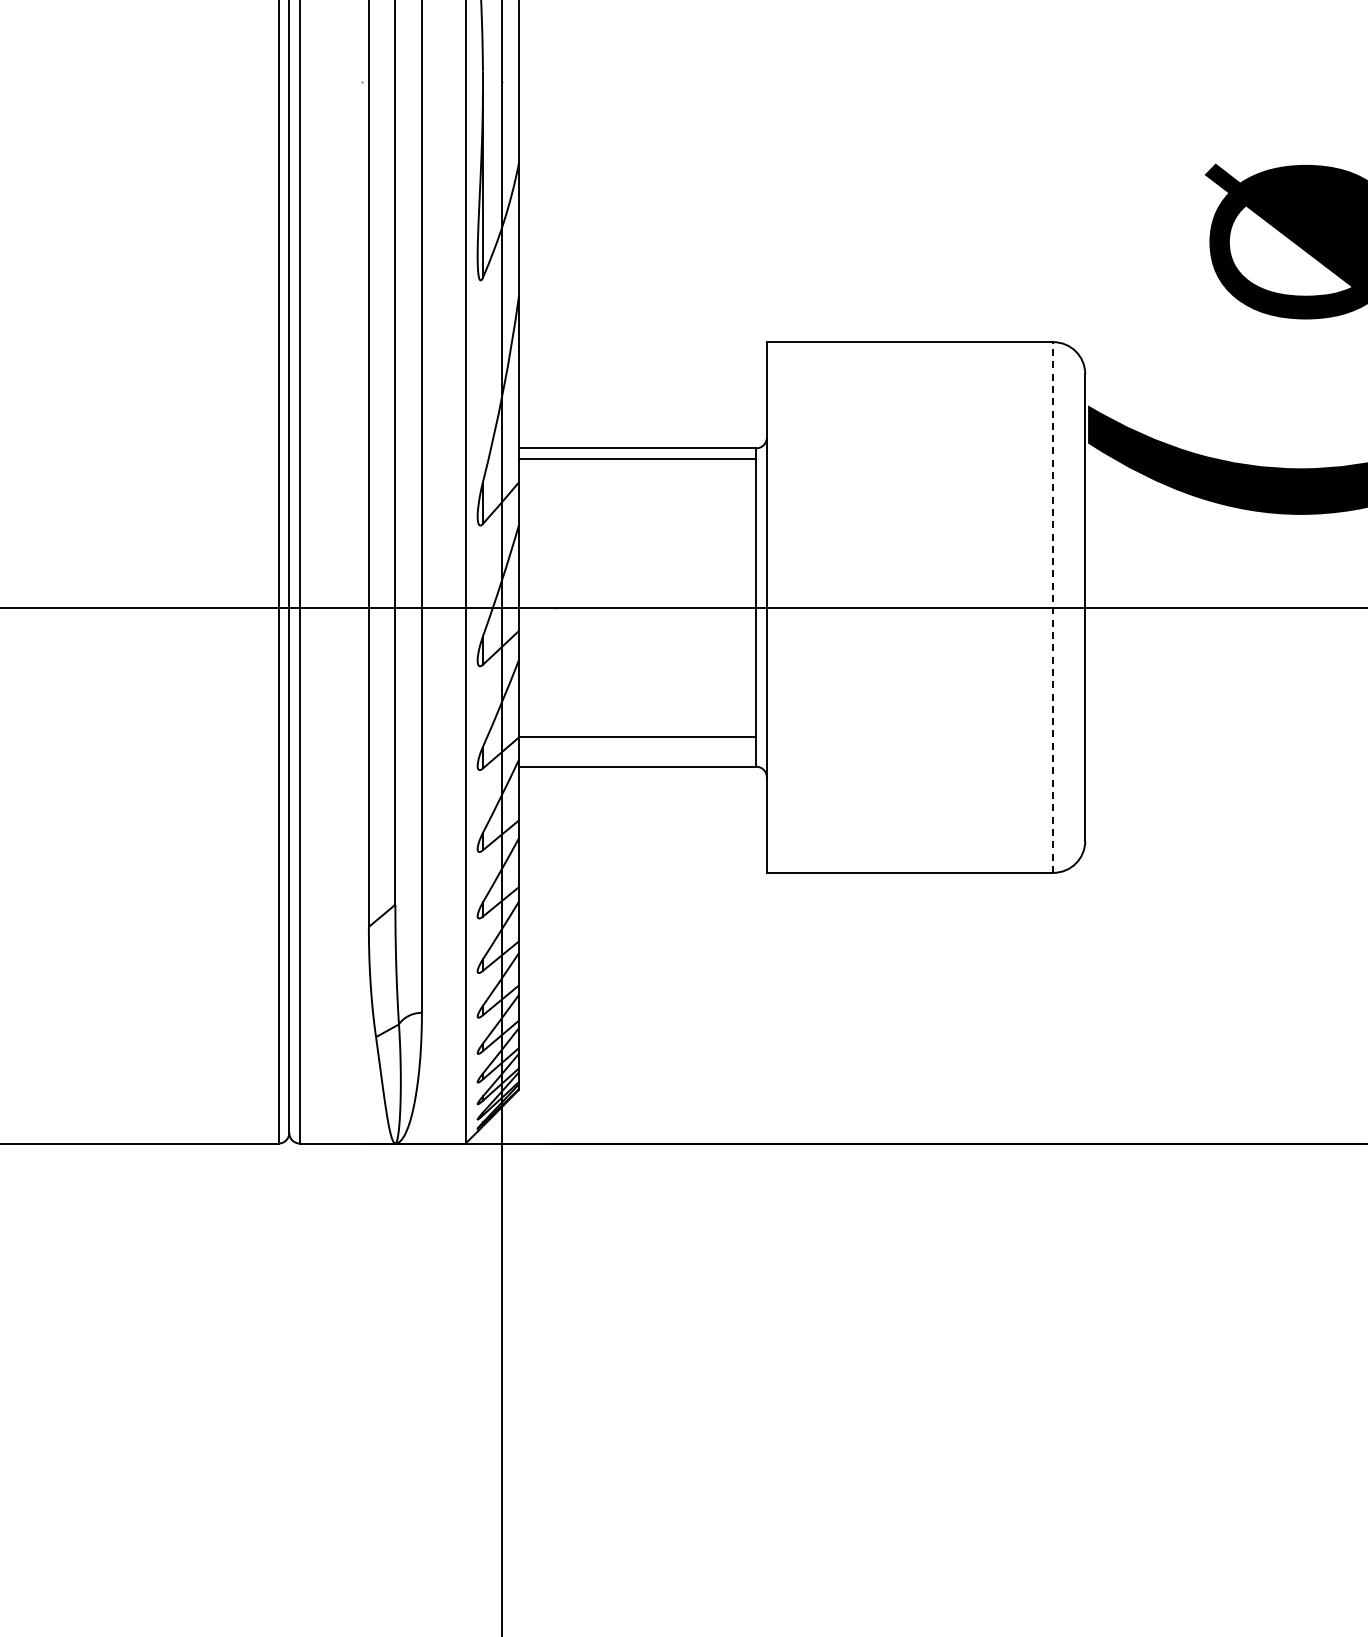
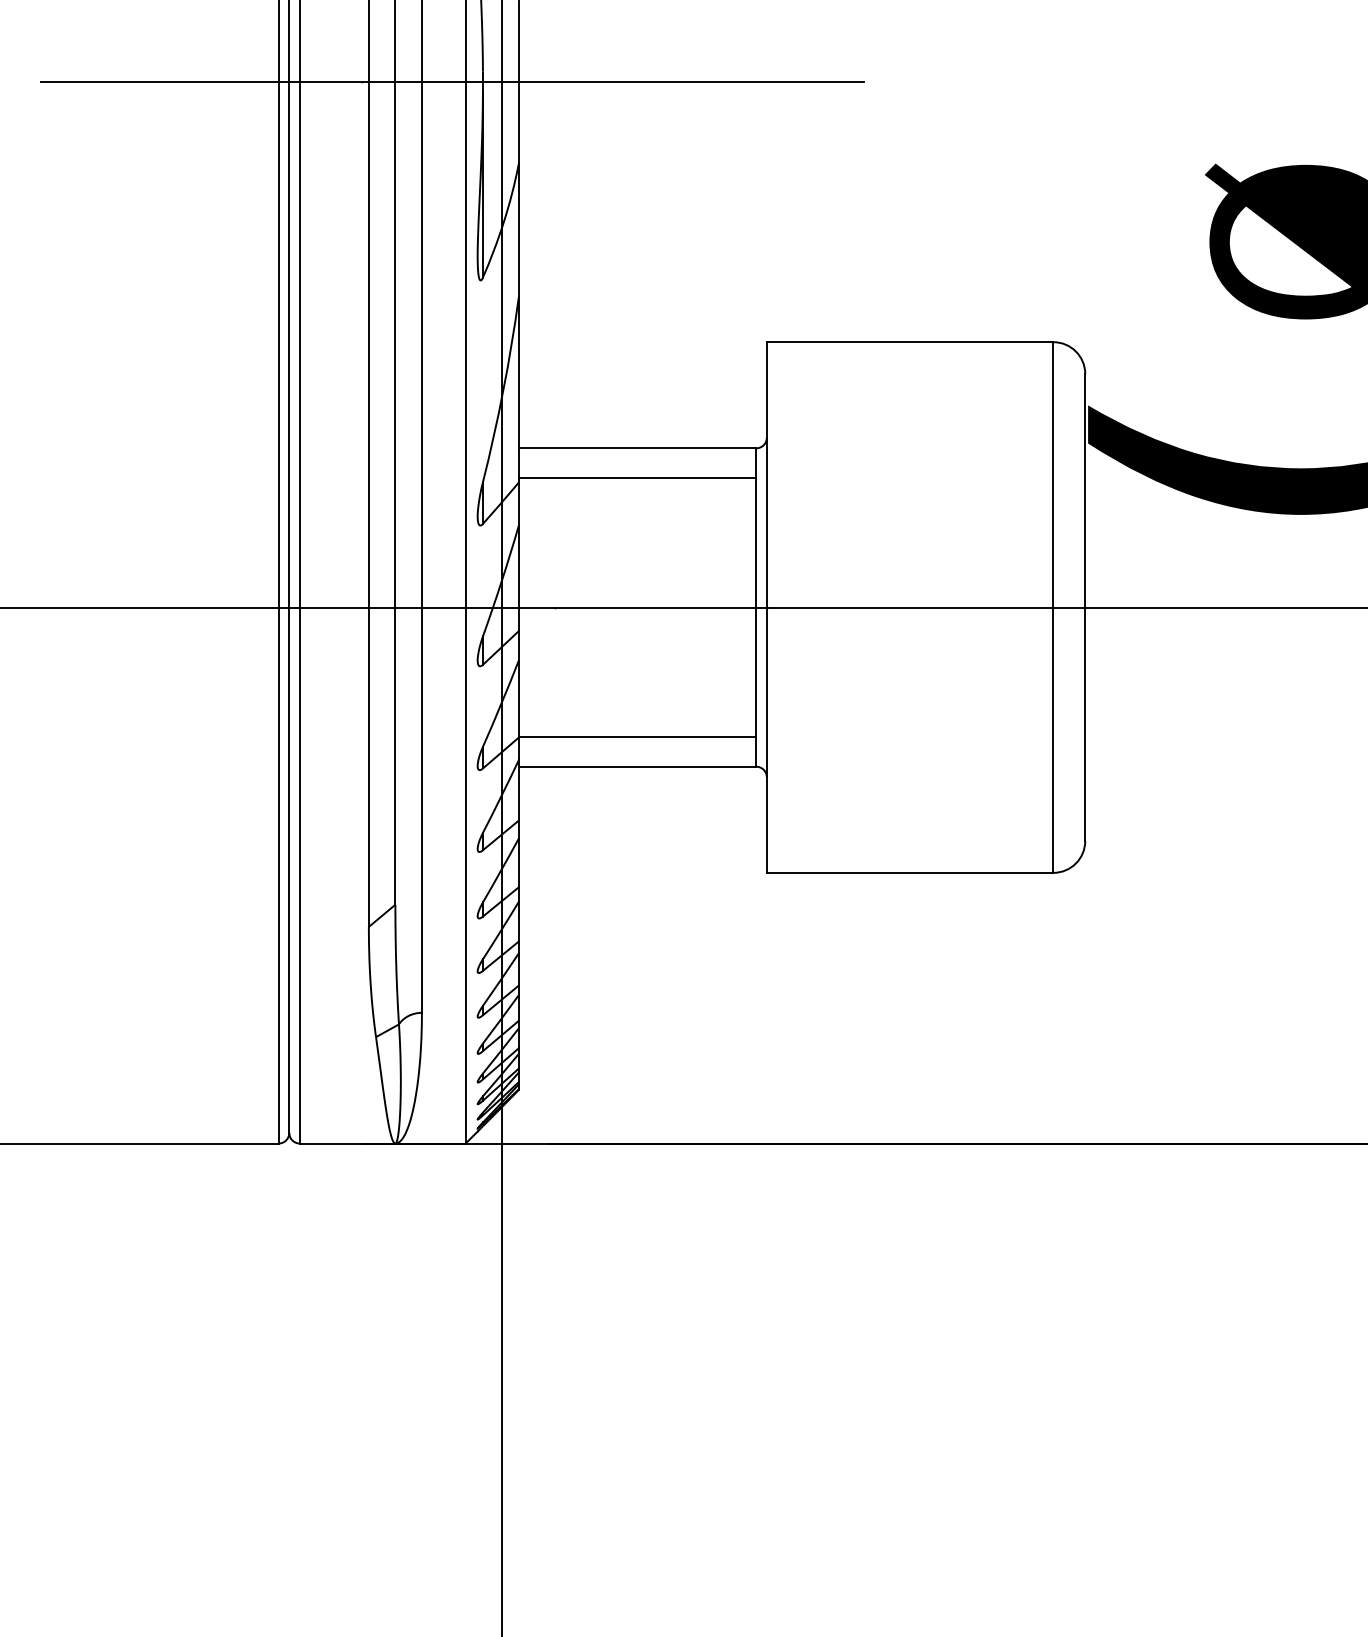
line: none -> present (452, 82)
line position: (637, 458) -> (637, 477) (637, 477)
line: dashed -> solid (1053, 607)
